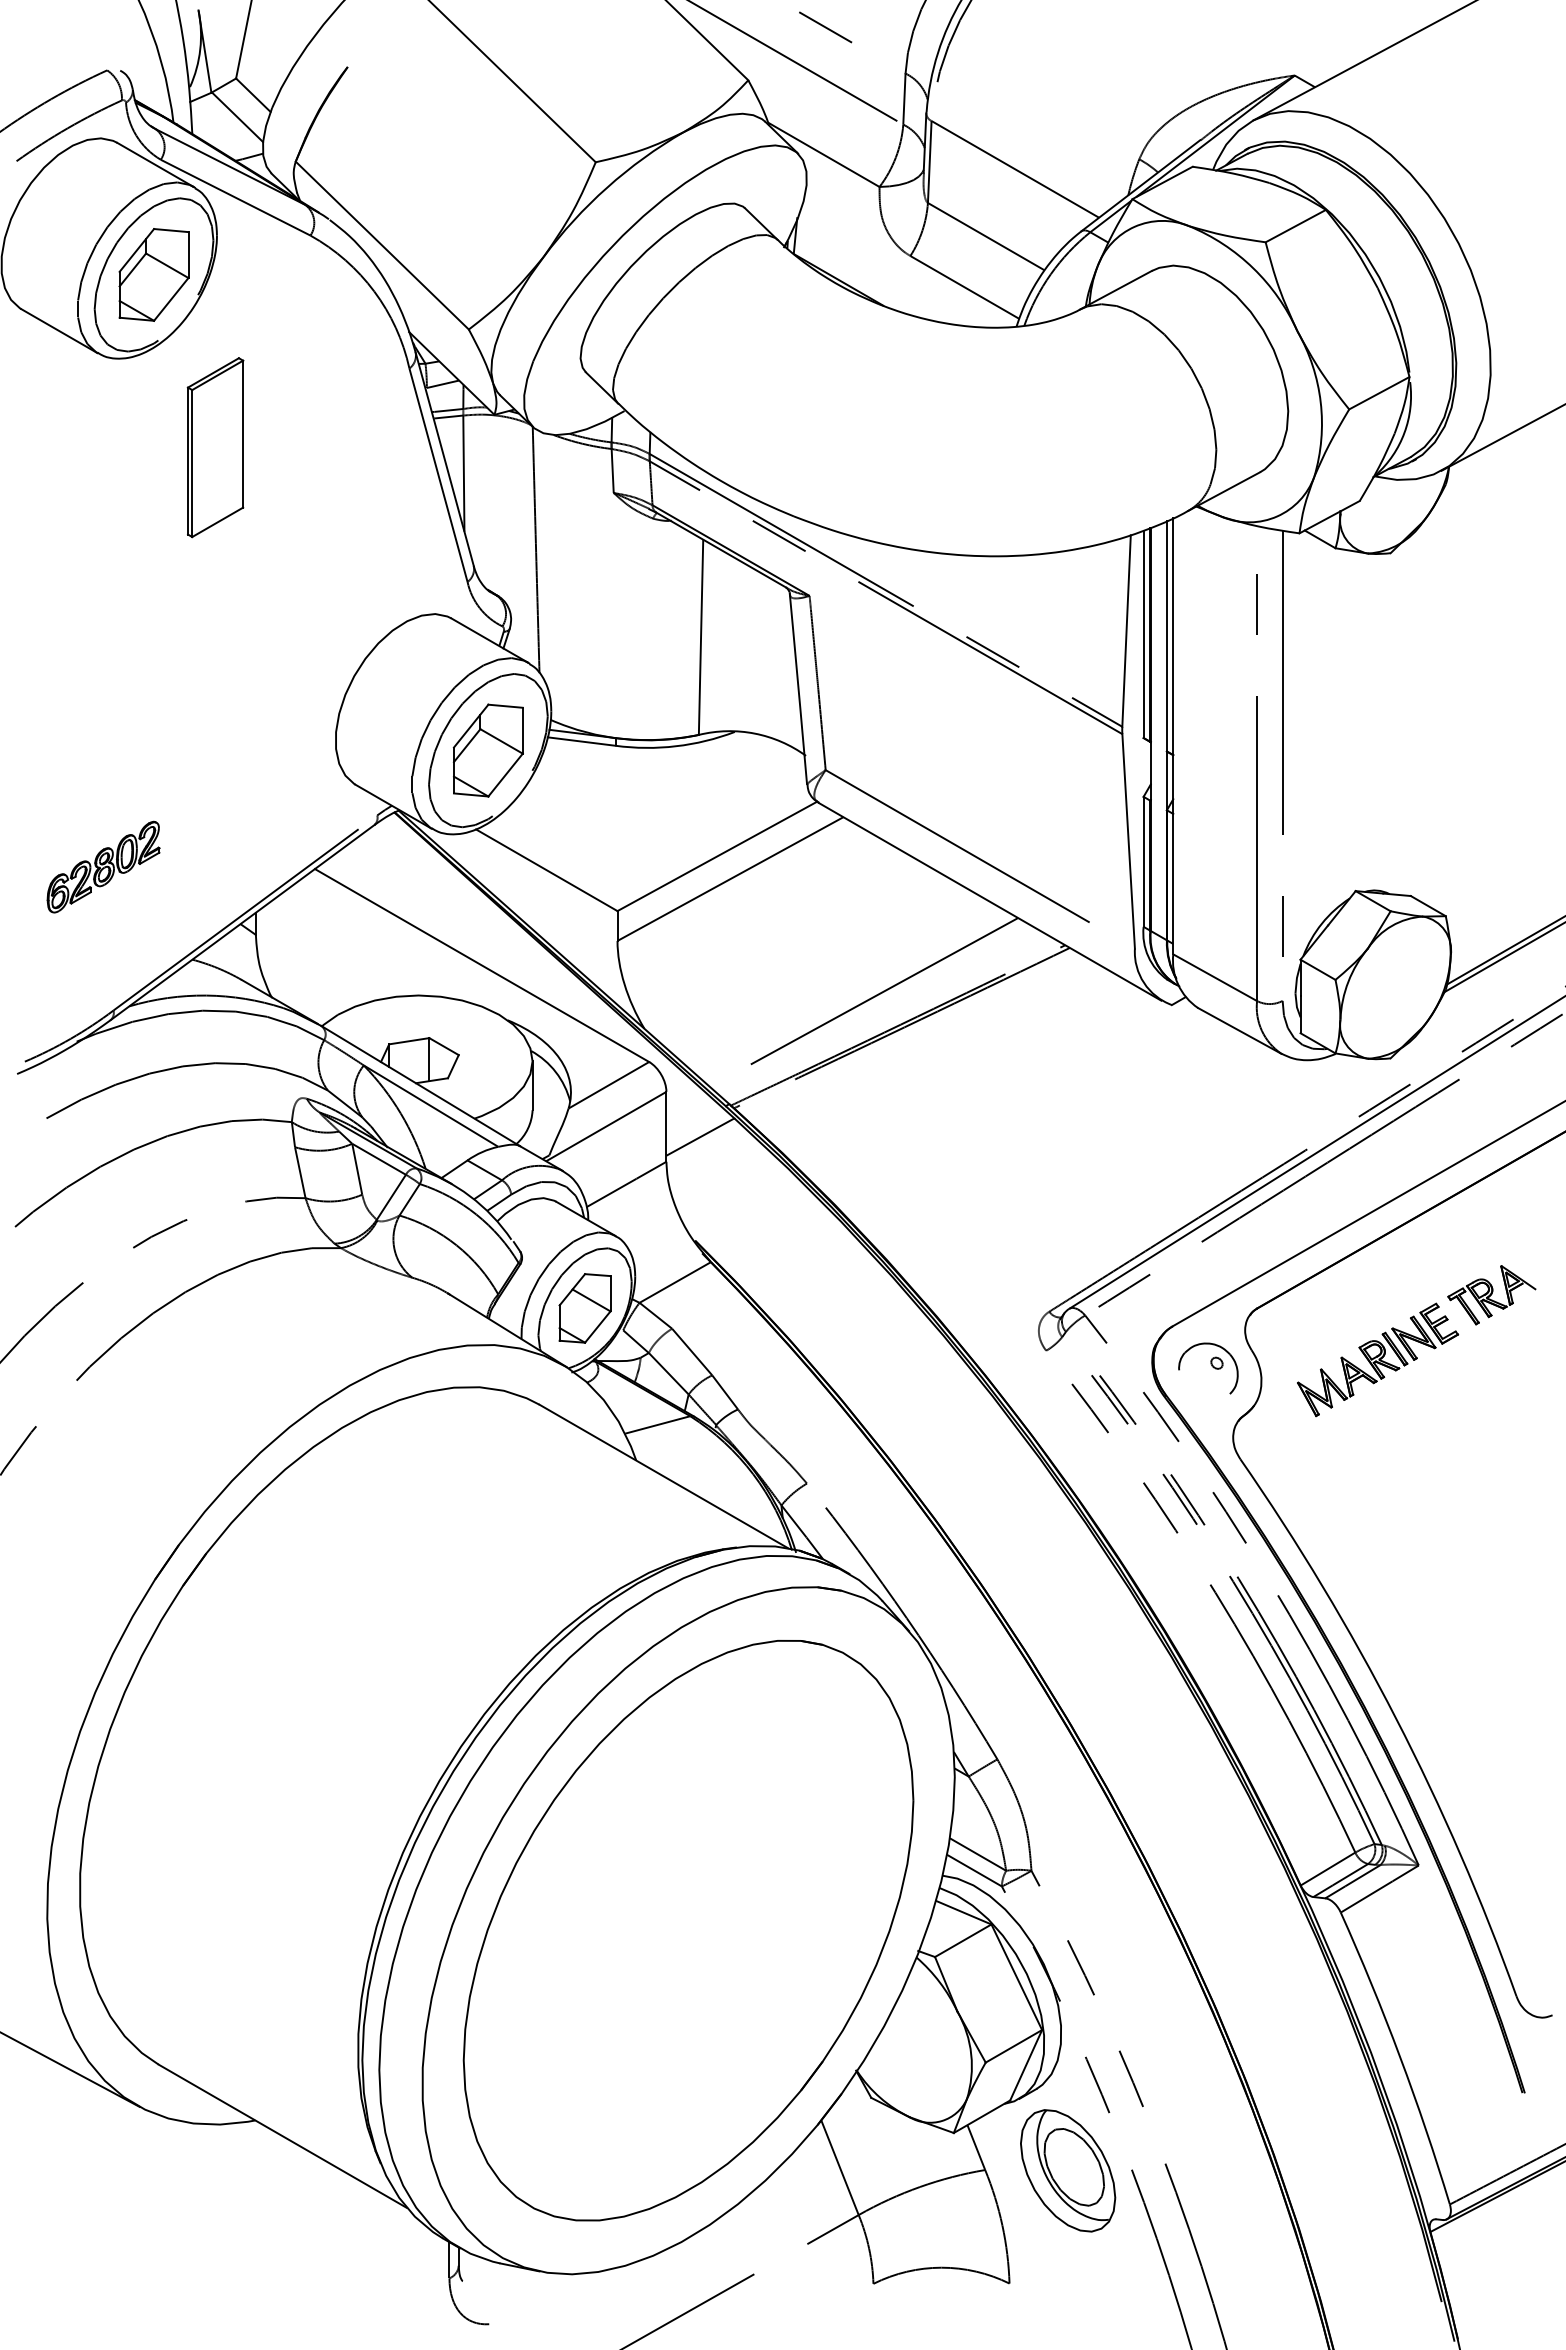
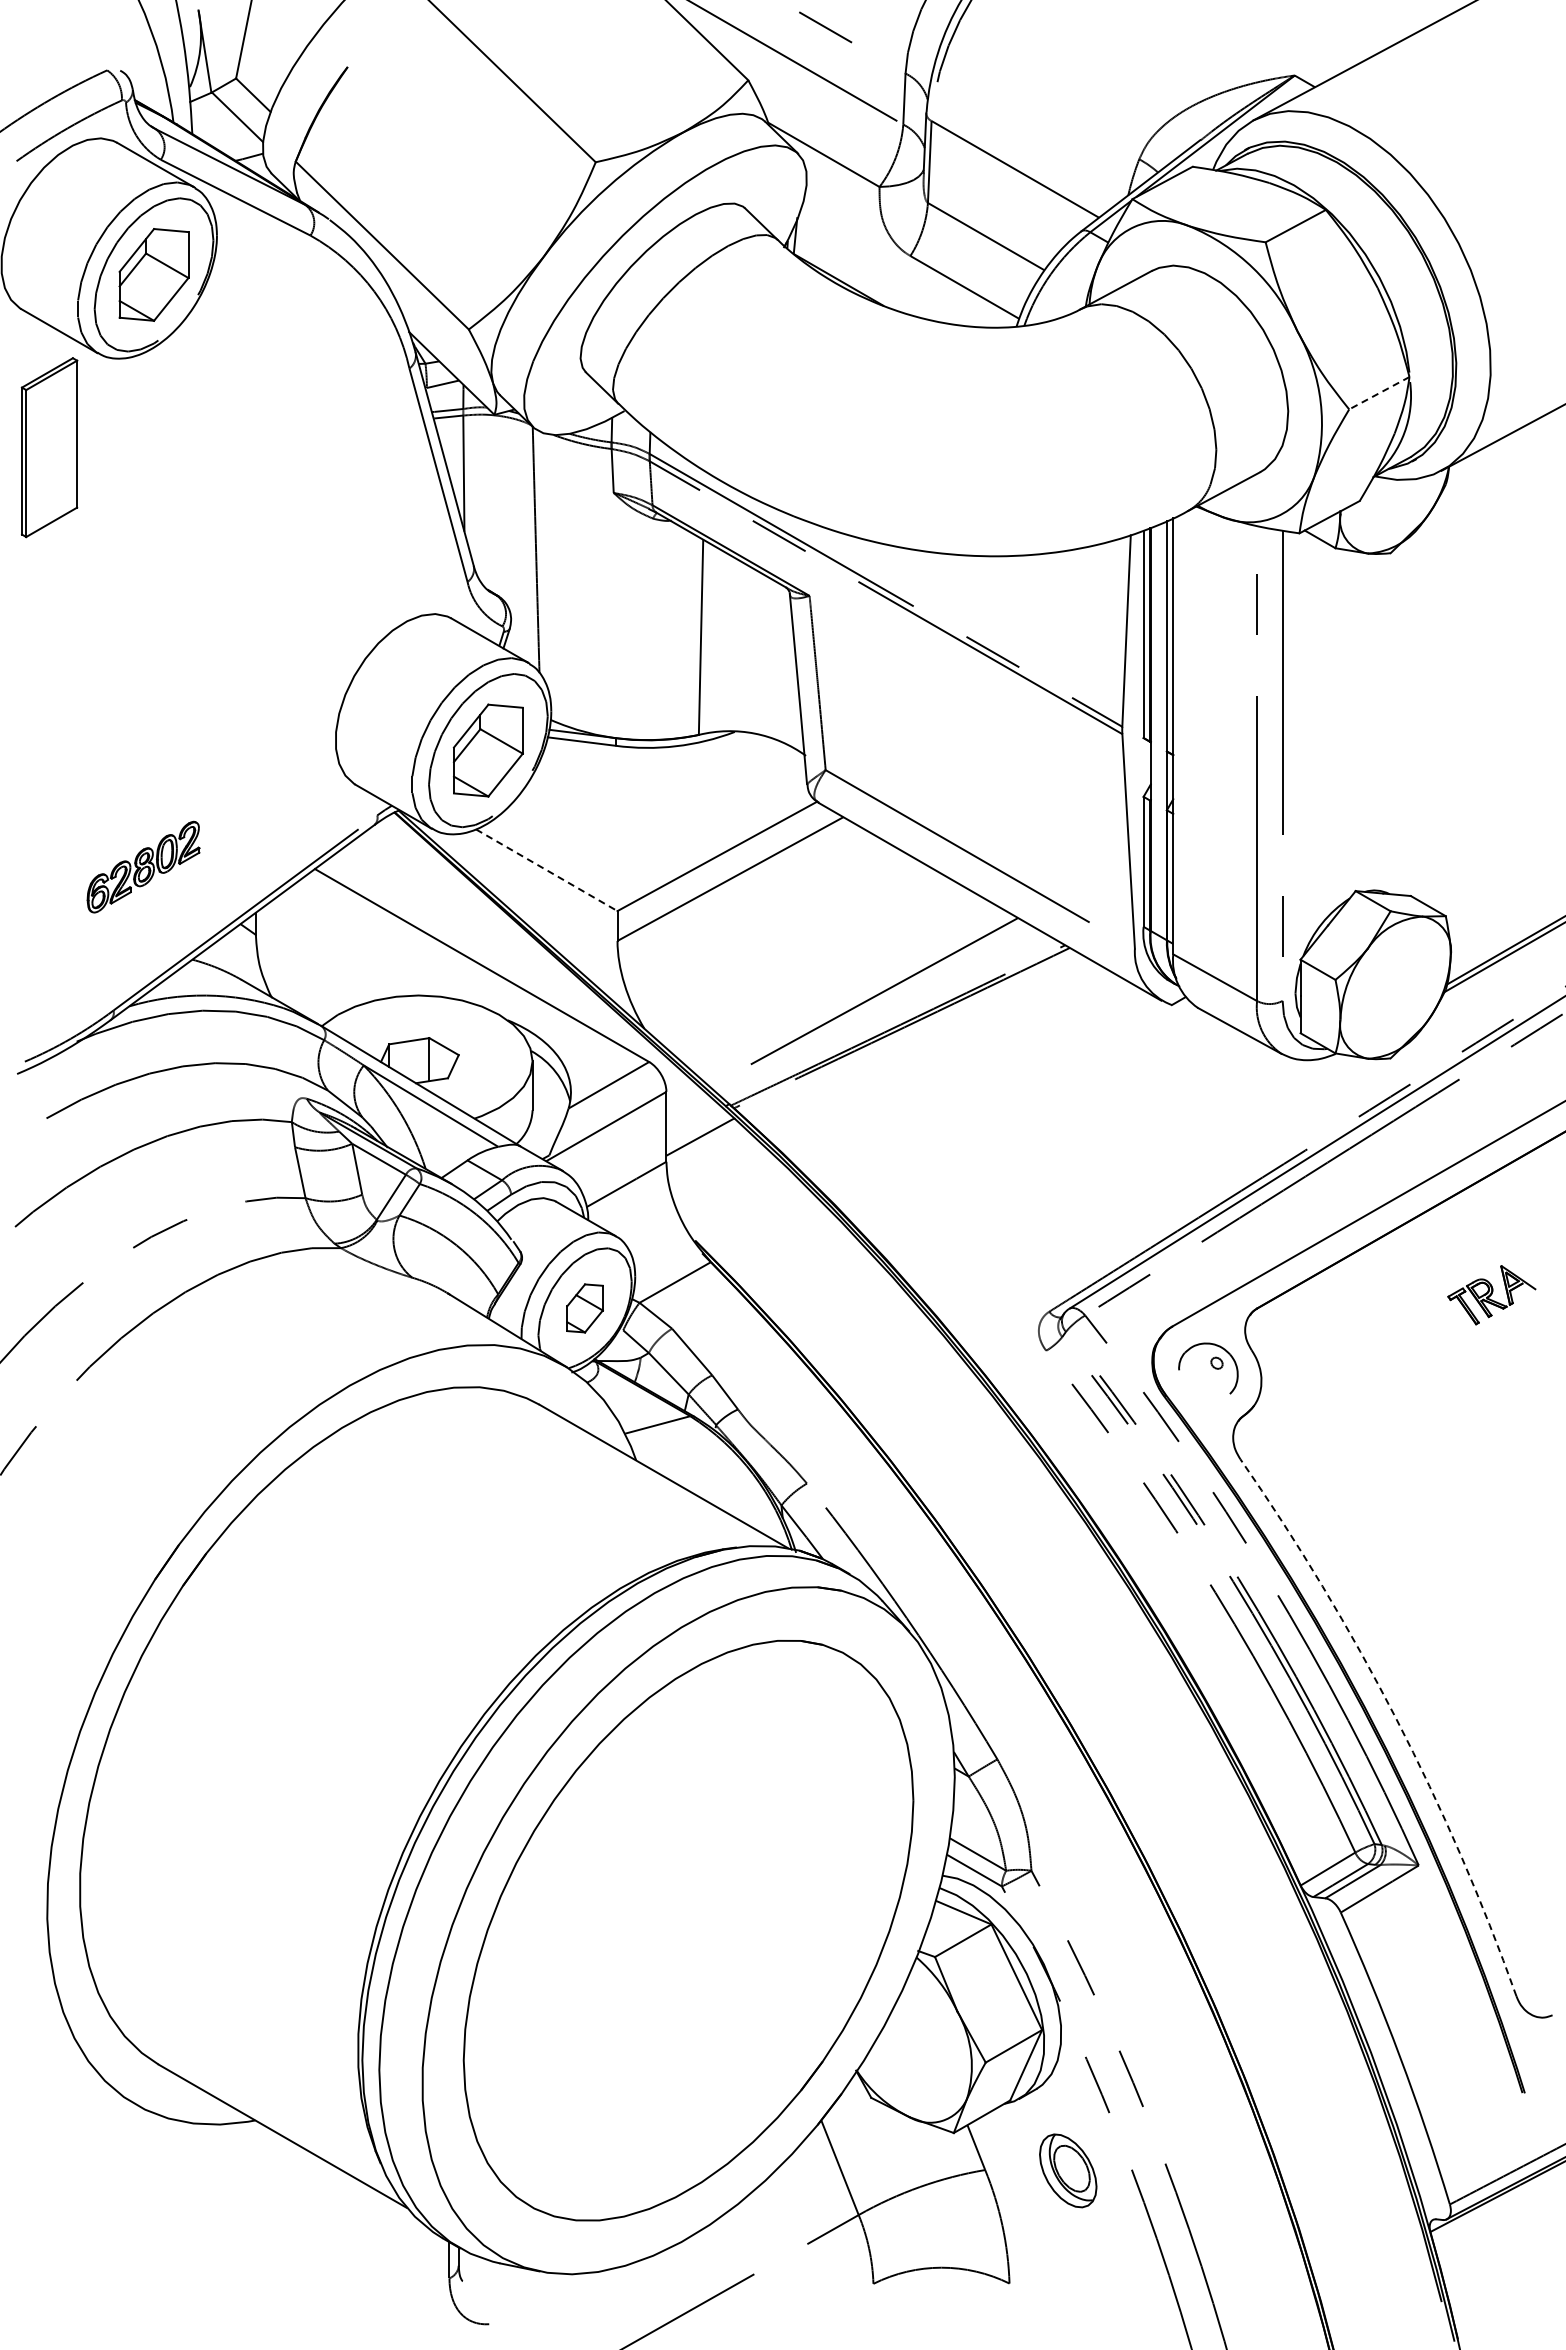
line: solid -> dashed (1378, 393)
part position: (215, 447) -> (49, 447) (49, 447)
part position: (103, 866) -> (143, 866) (143, 866)
line: solid -> dashed (546, 870)
part size: 54x71 px -> 38x51 px (584, 1308)
part: present -> none (1378, 1359)
arc: solid -> dashed (1396, 1718)
line: present -> none (70, 2069)
part size: 97x124 px -> 59x76 px (1068, 2170)
